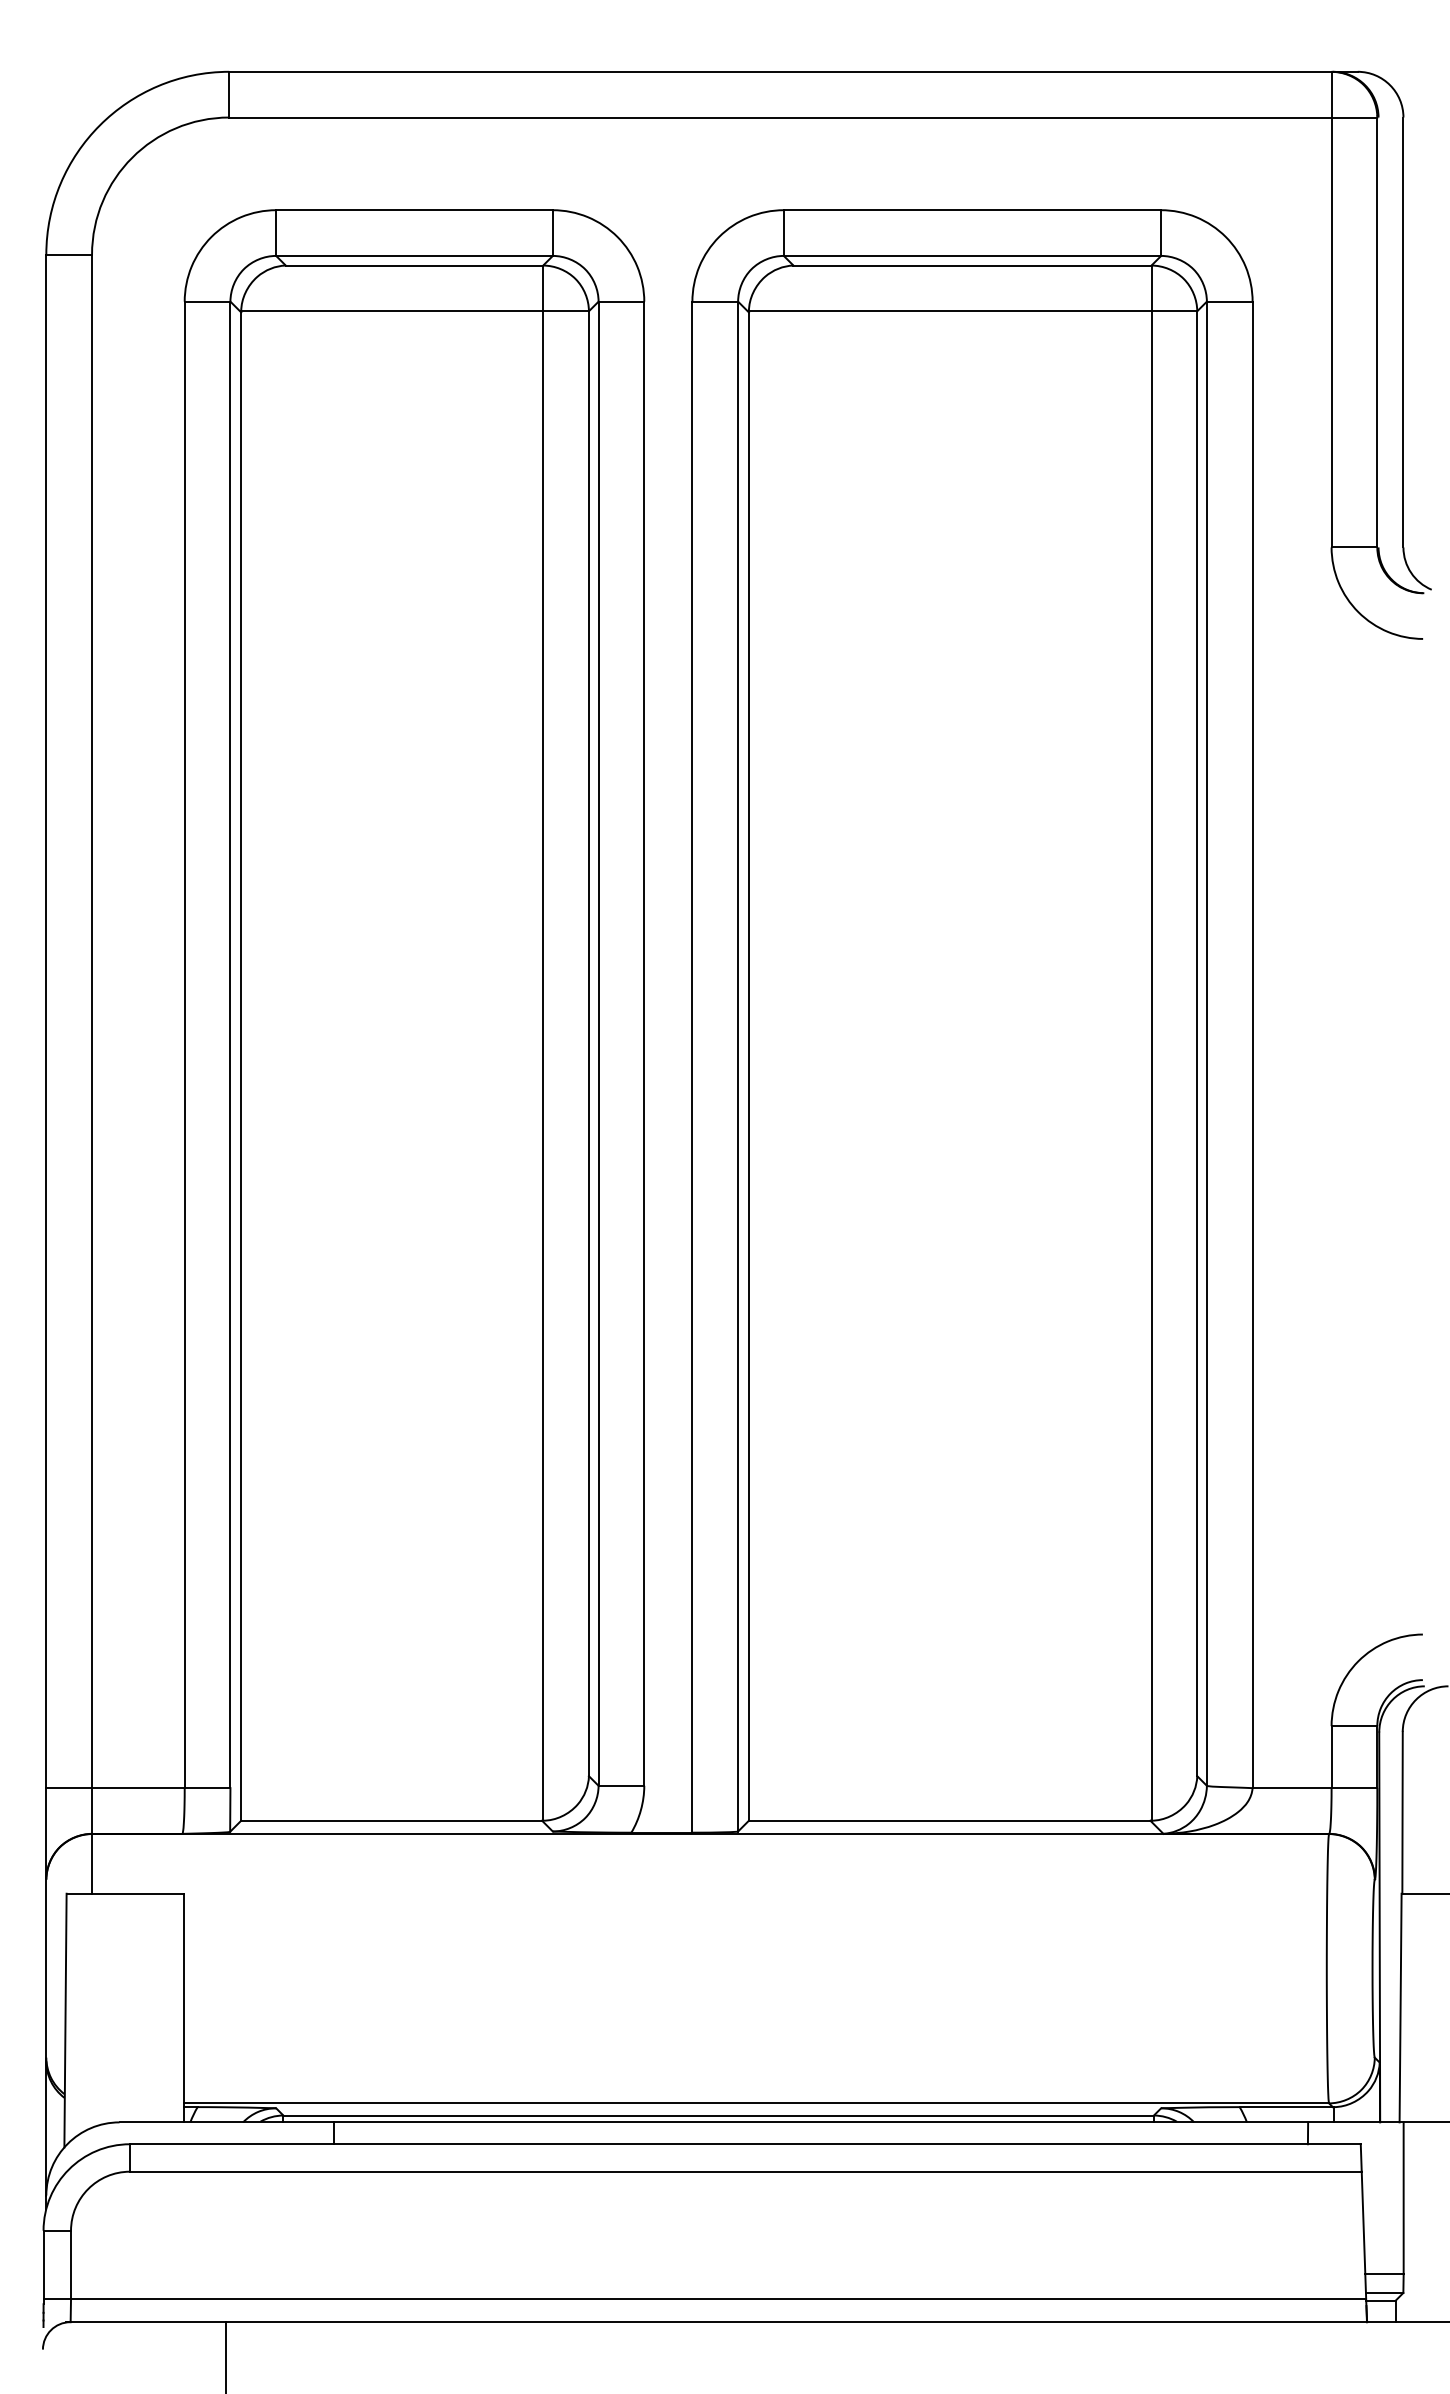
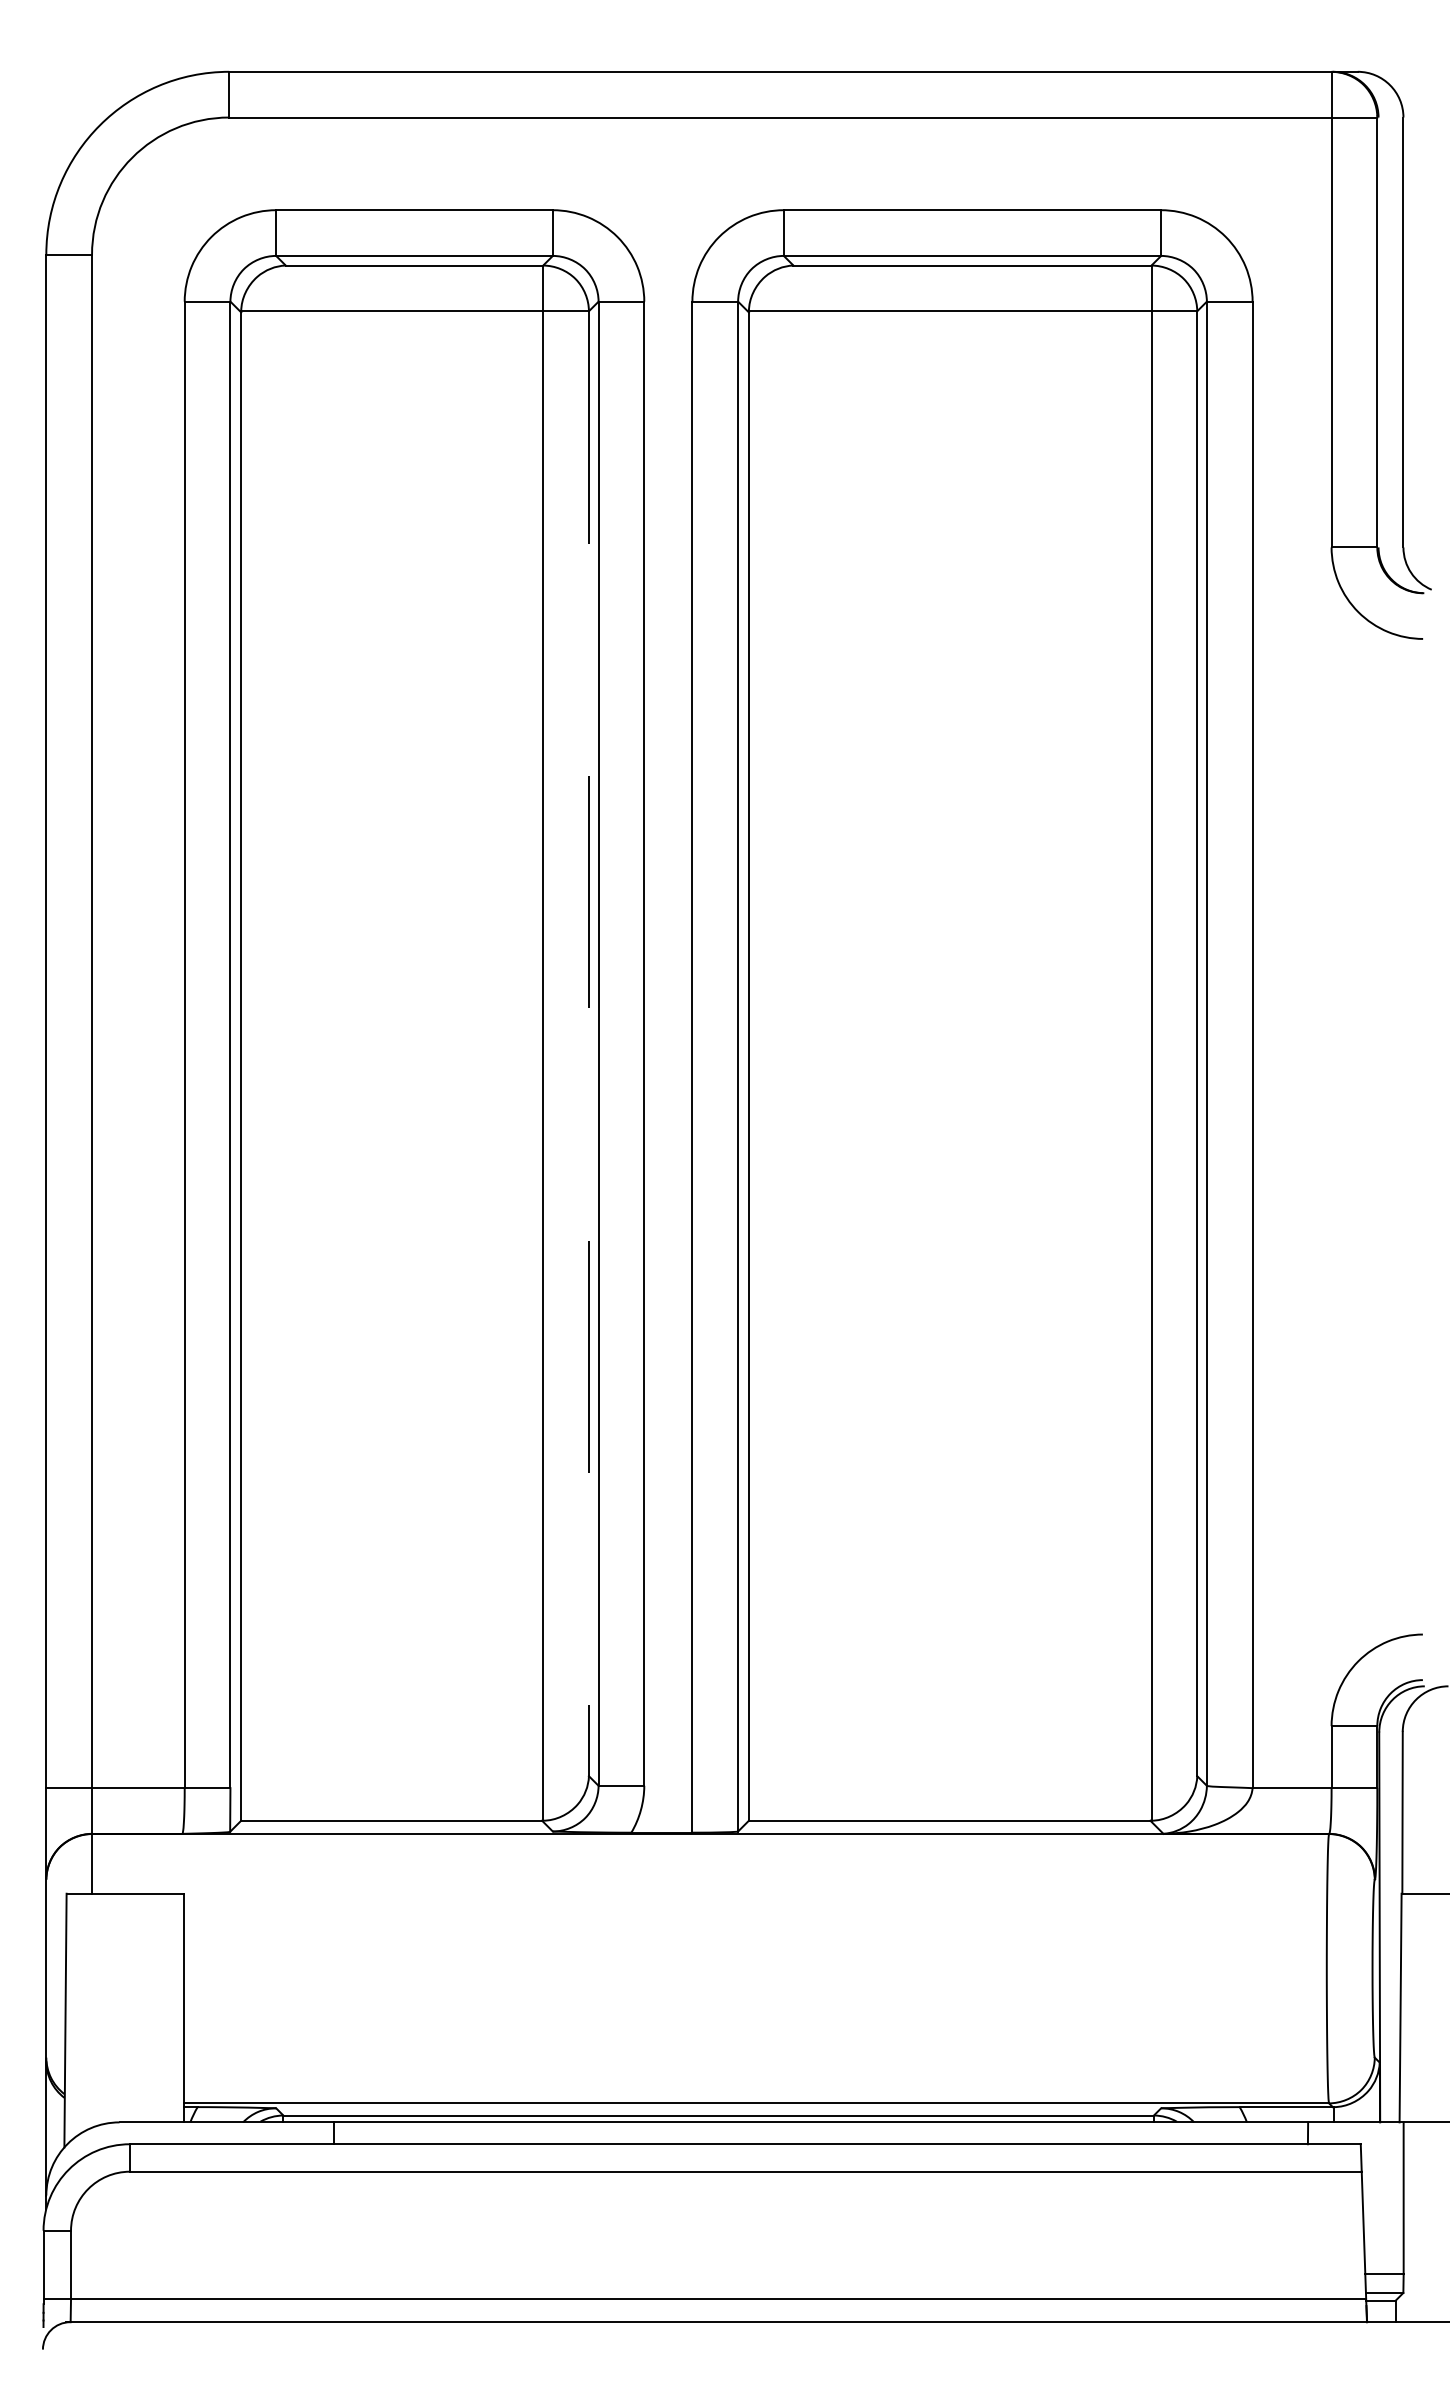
line: solid -> dashed (588, 1044)
line: present -> none (225, 2356)
